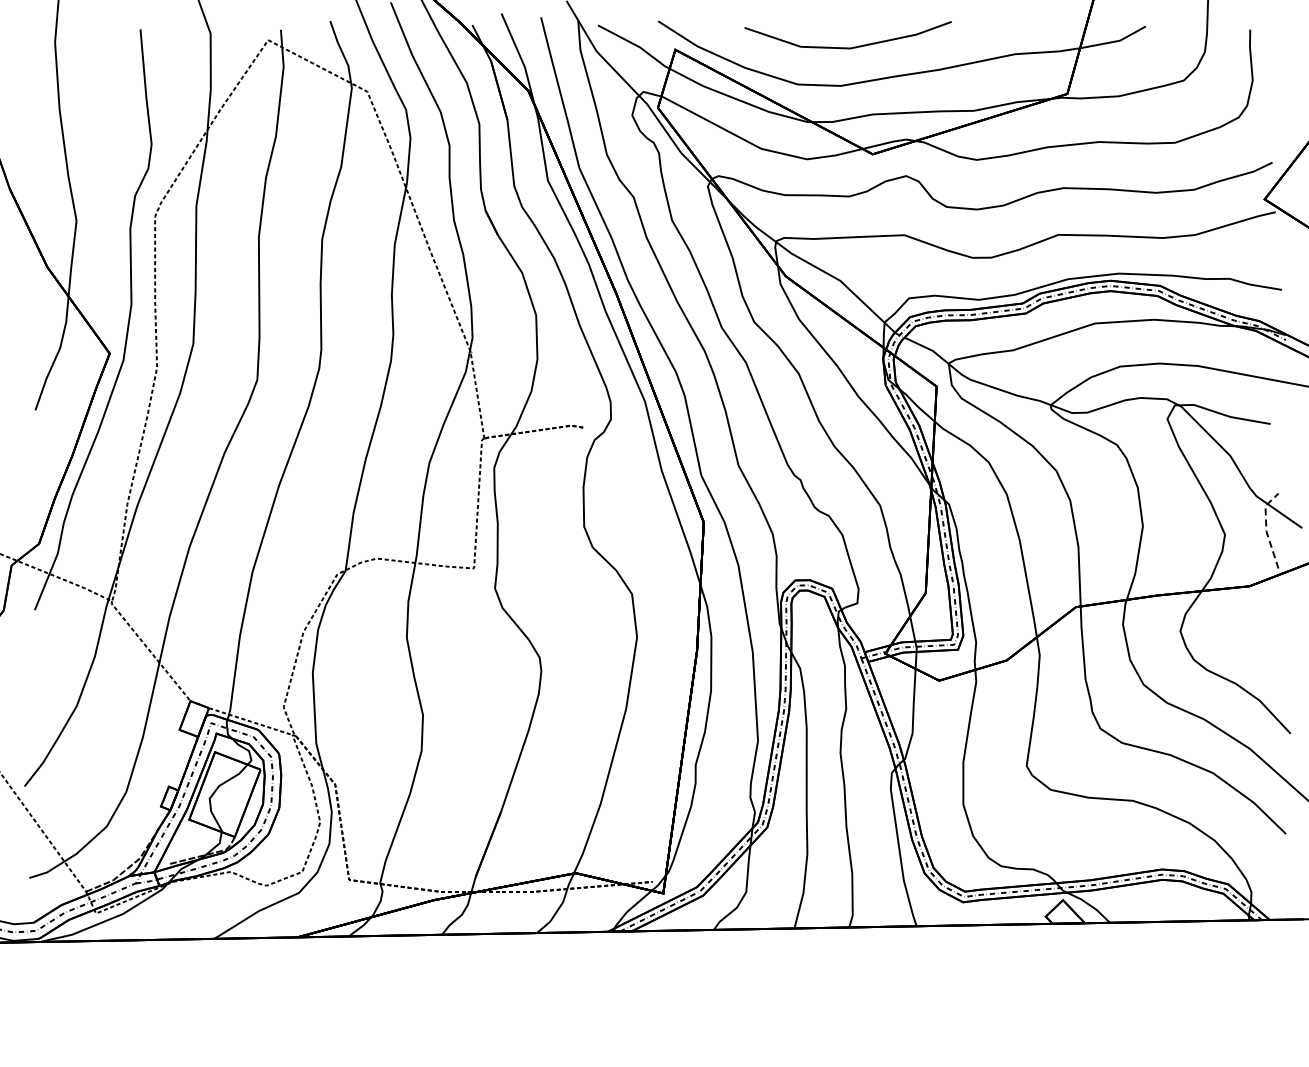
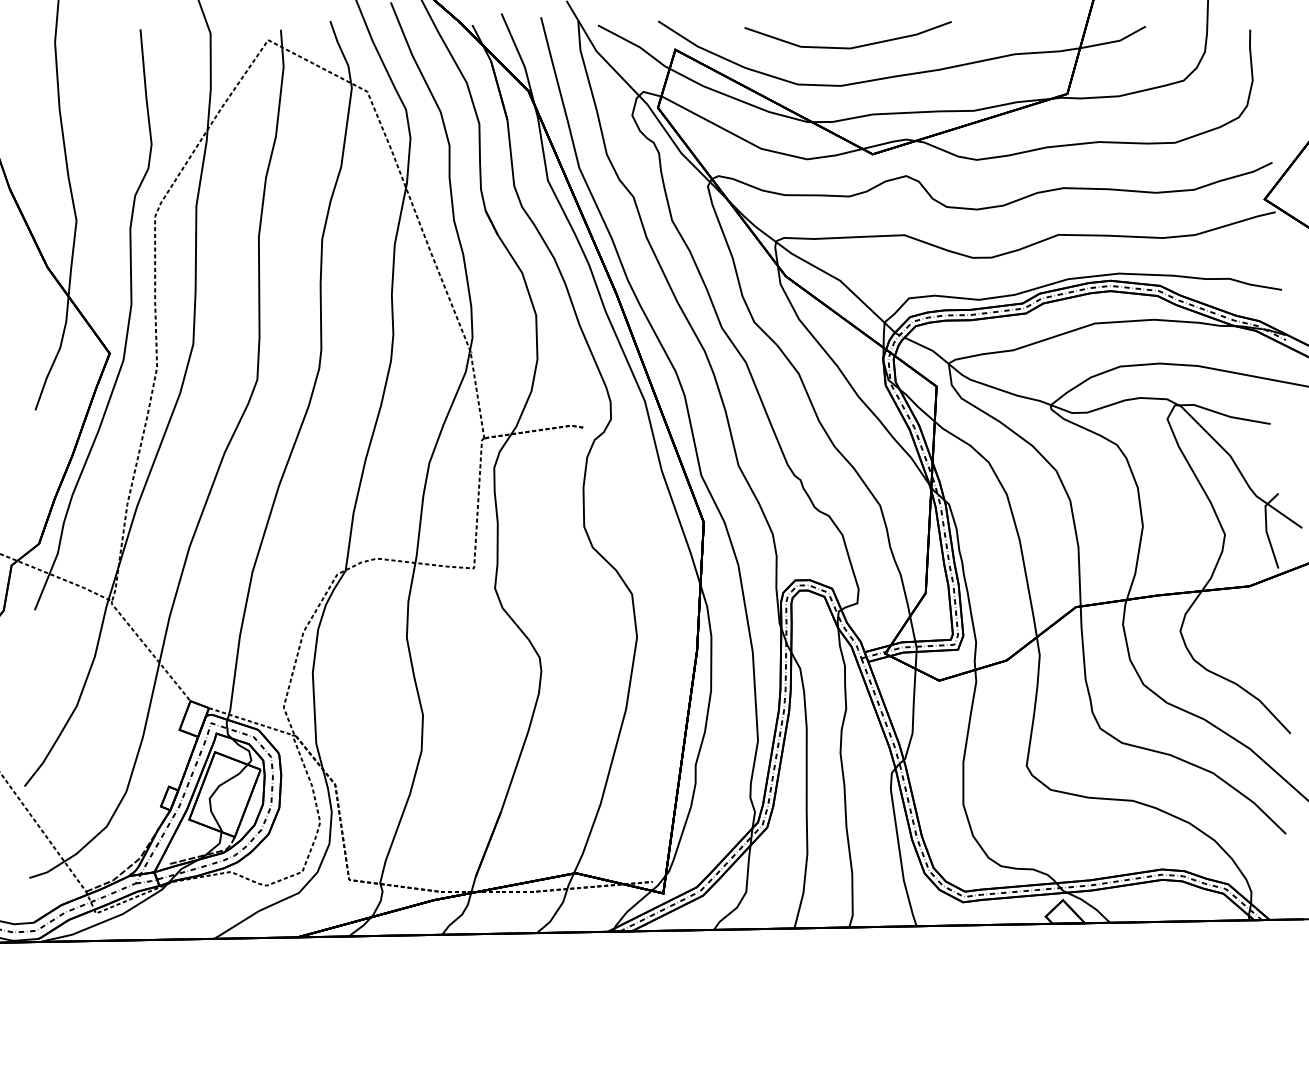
line: dashed -> solid (1266, 528)
